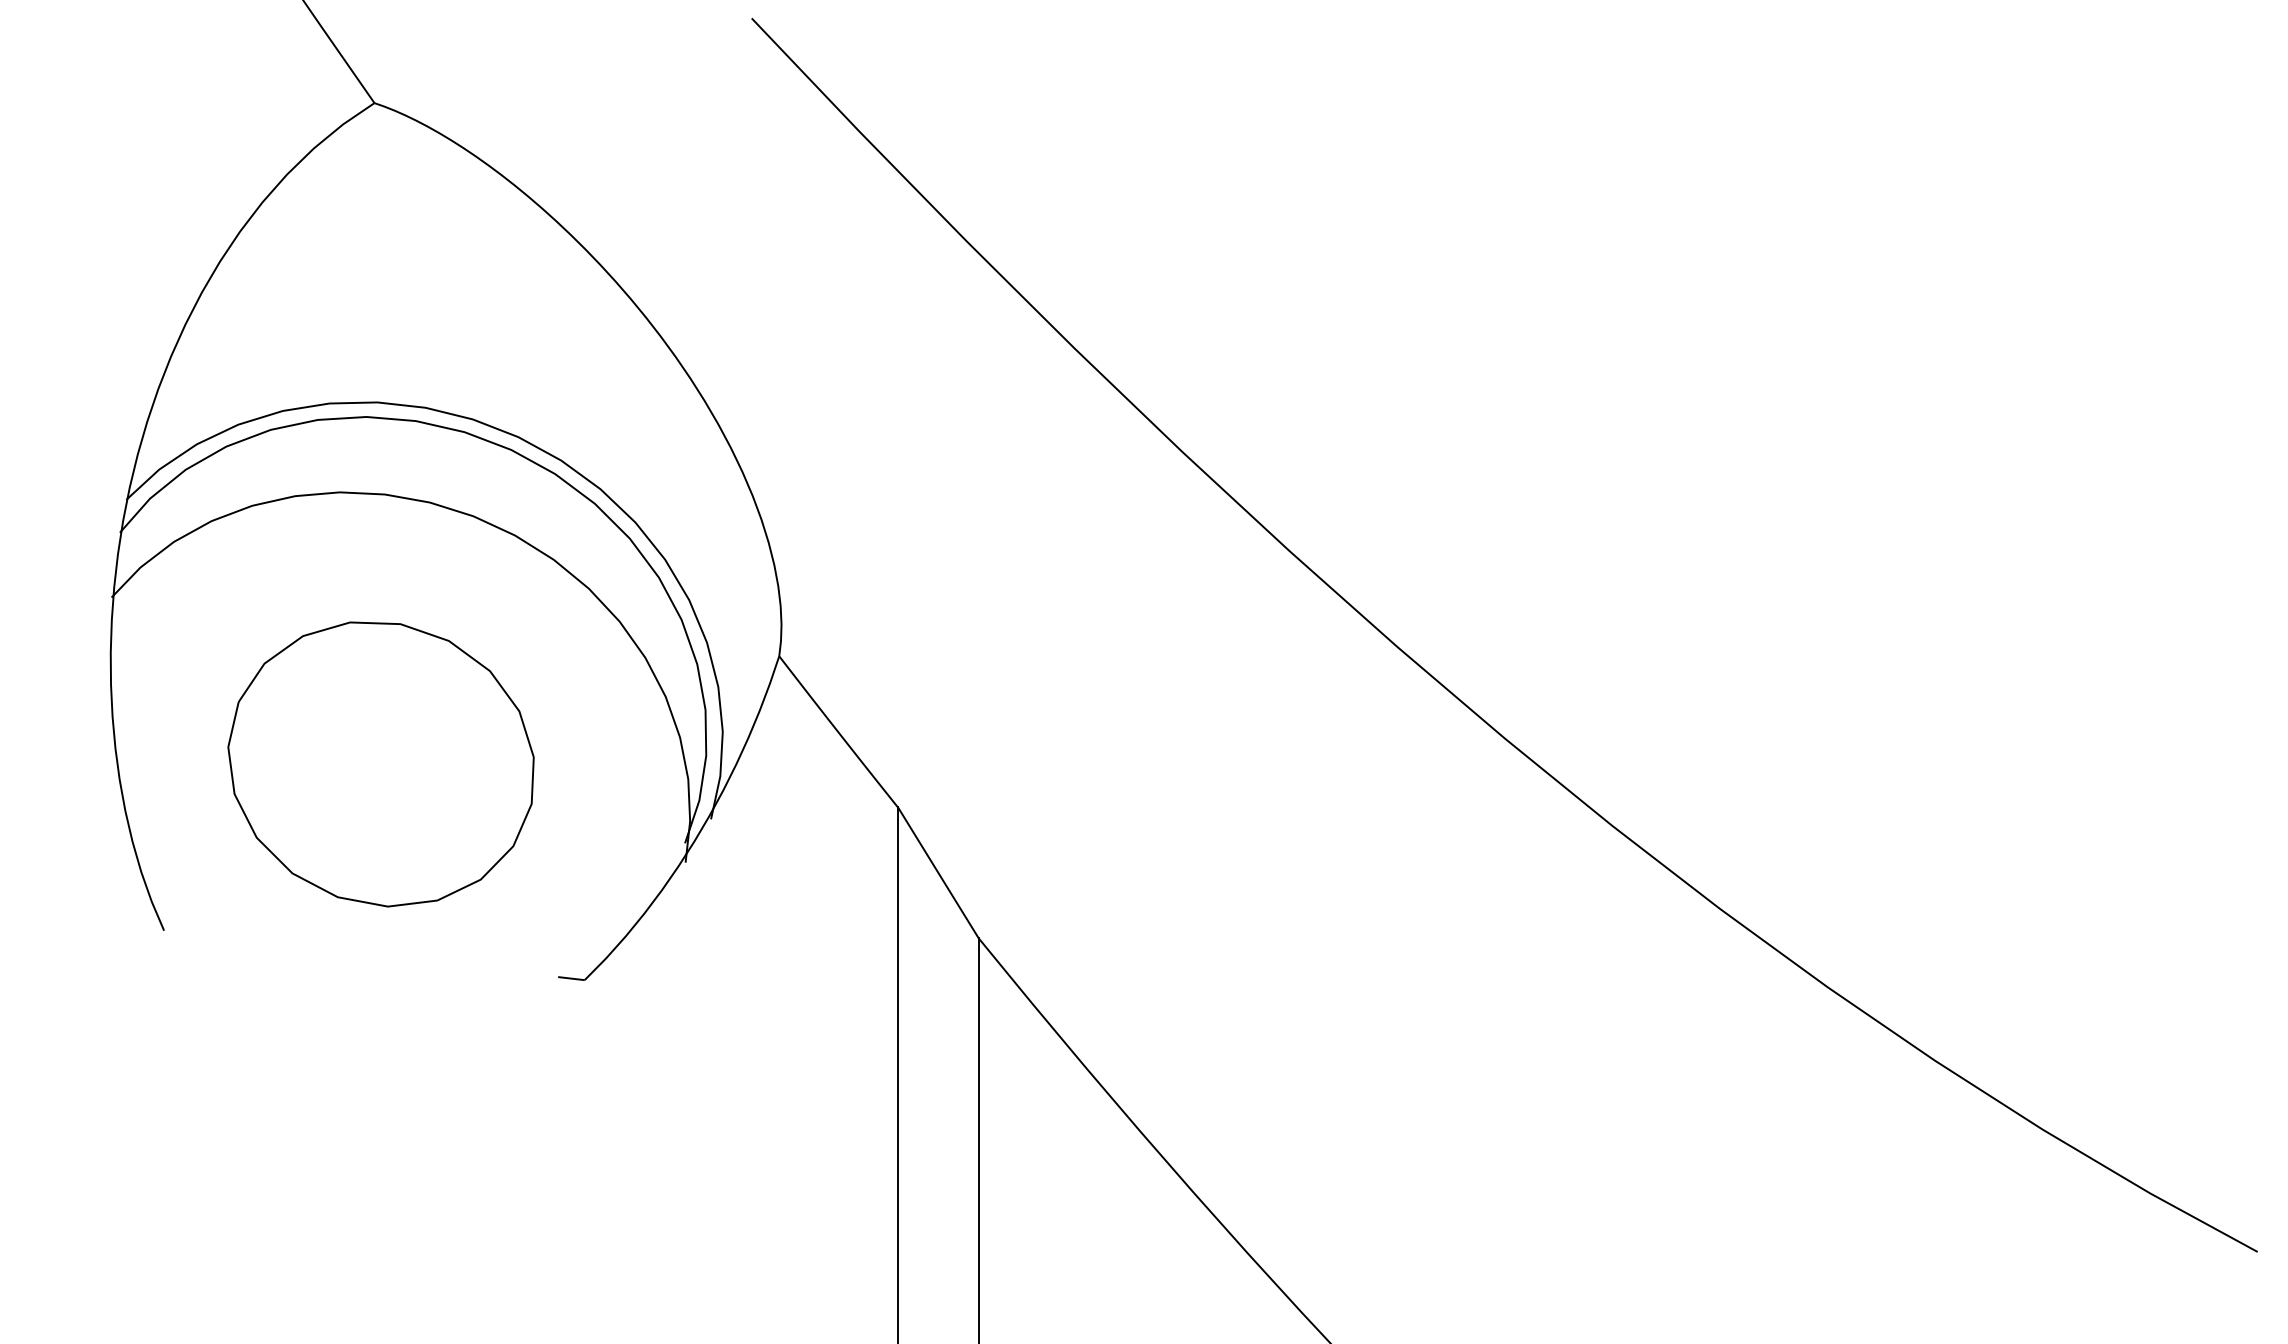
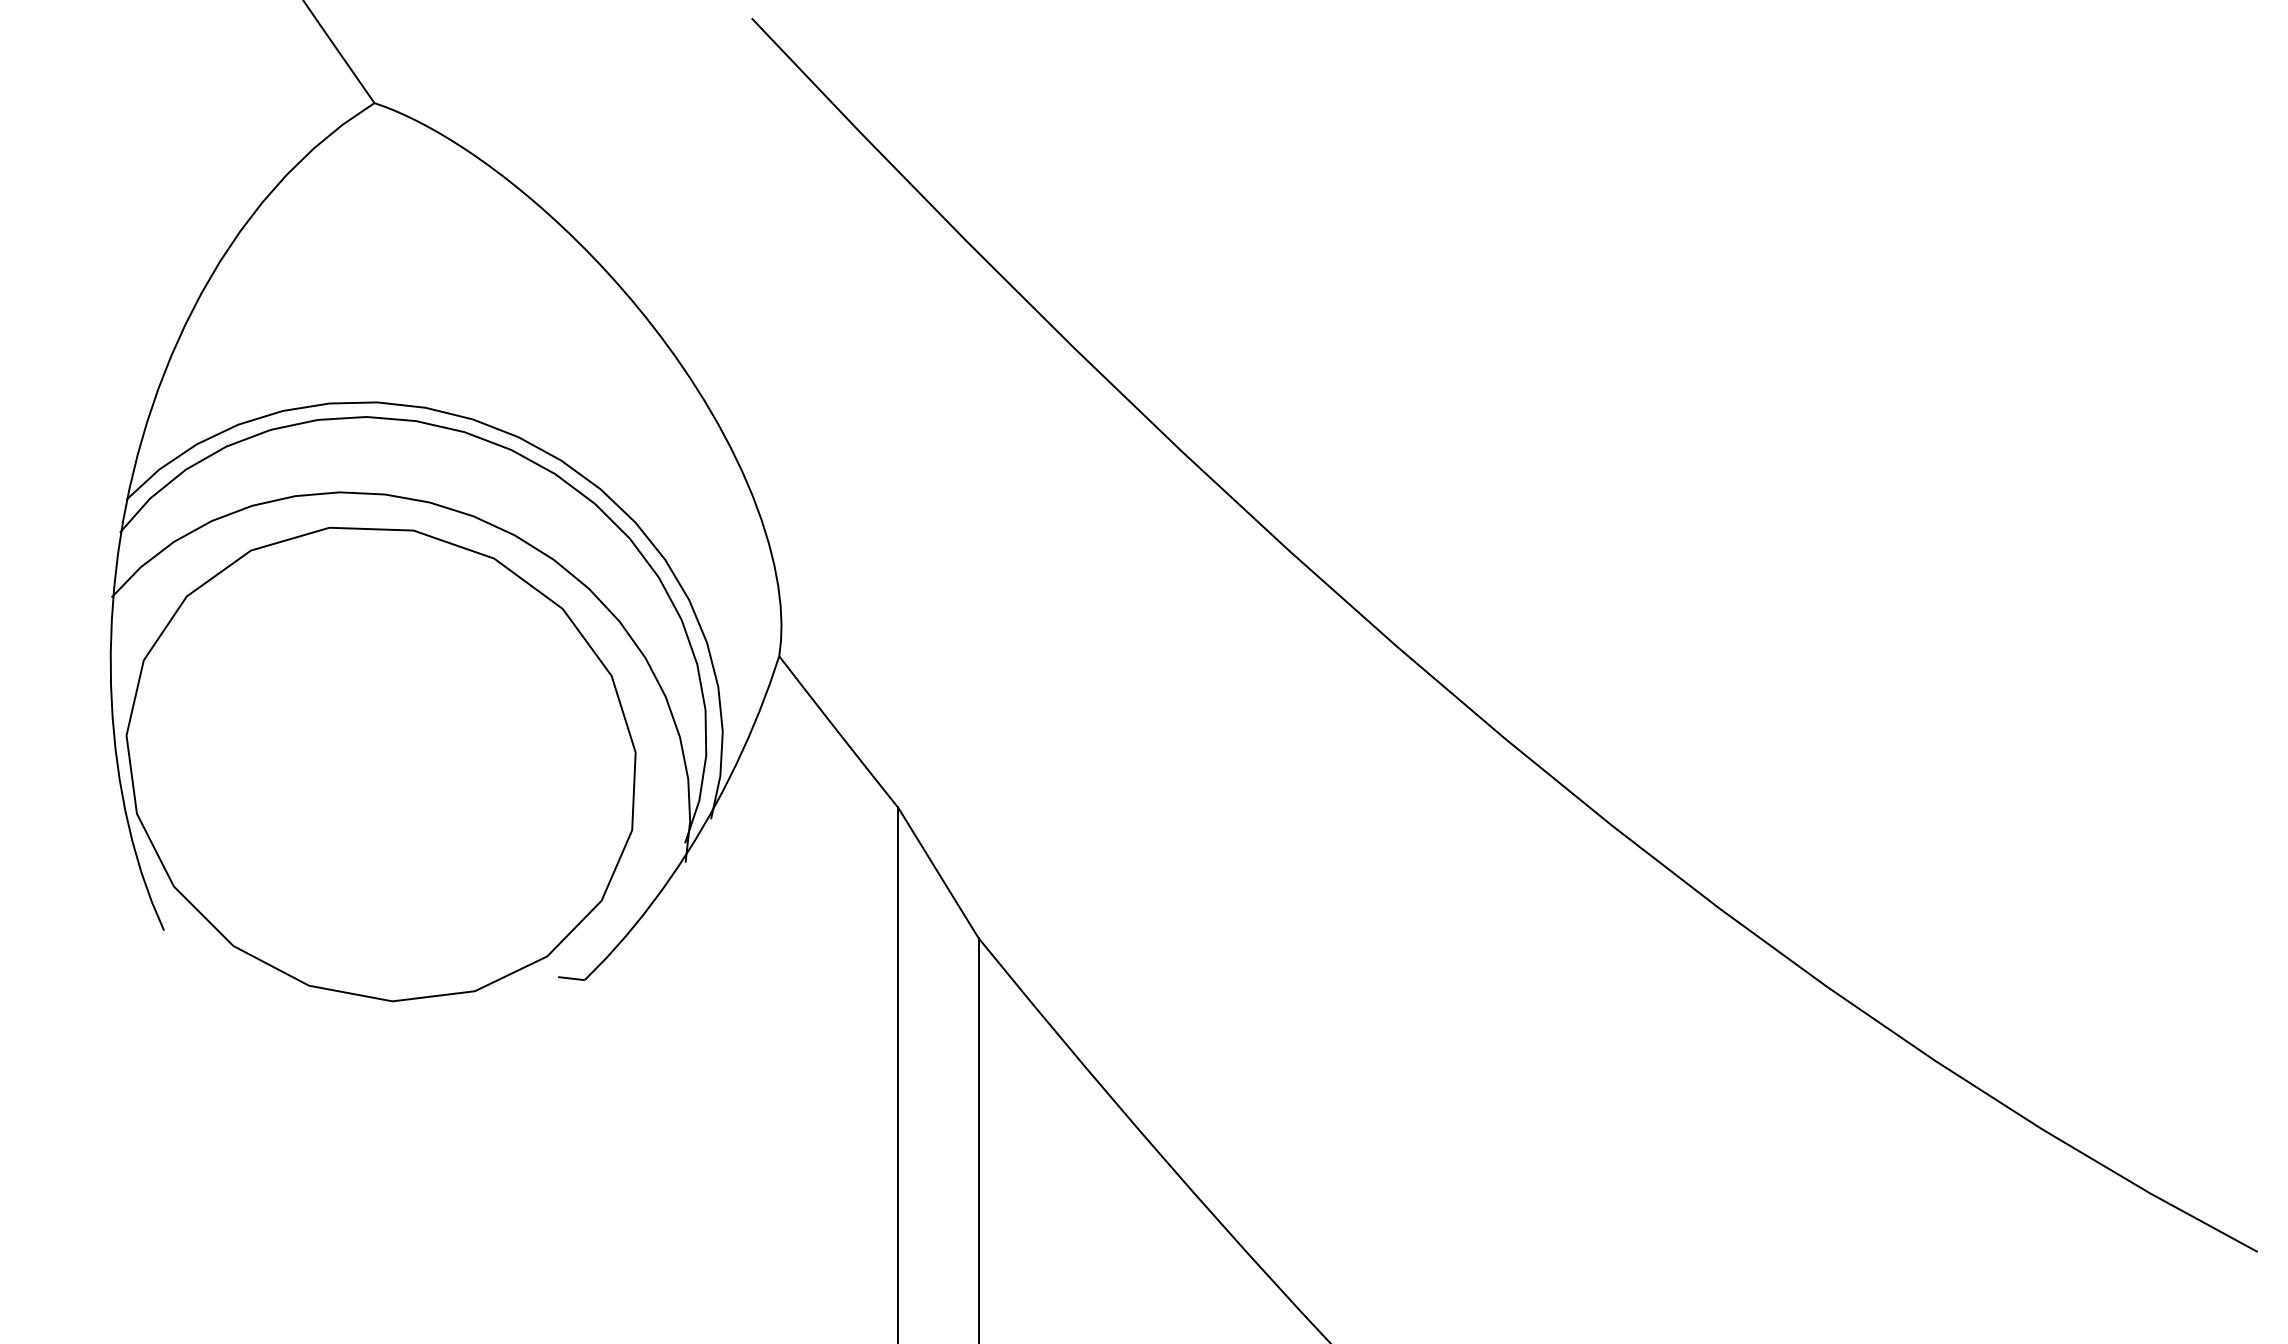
part size: 308x287 px -> 512x477 px (380, 764)
